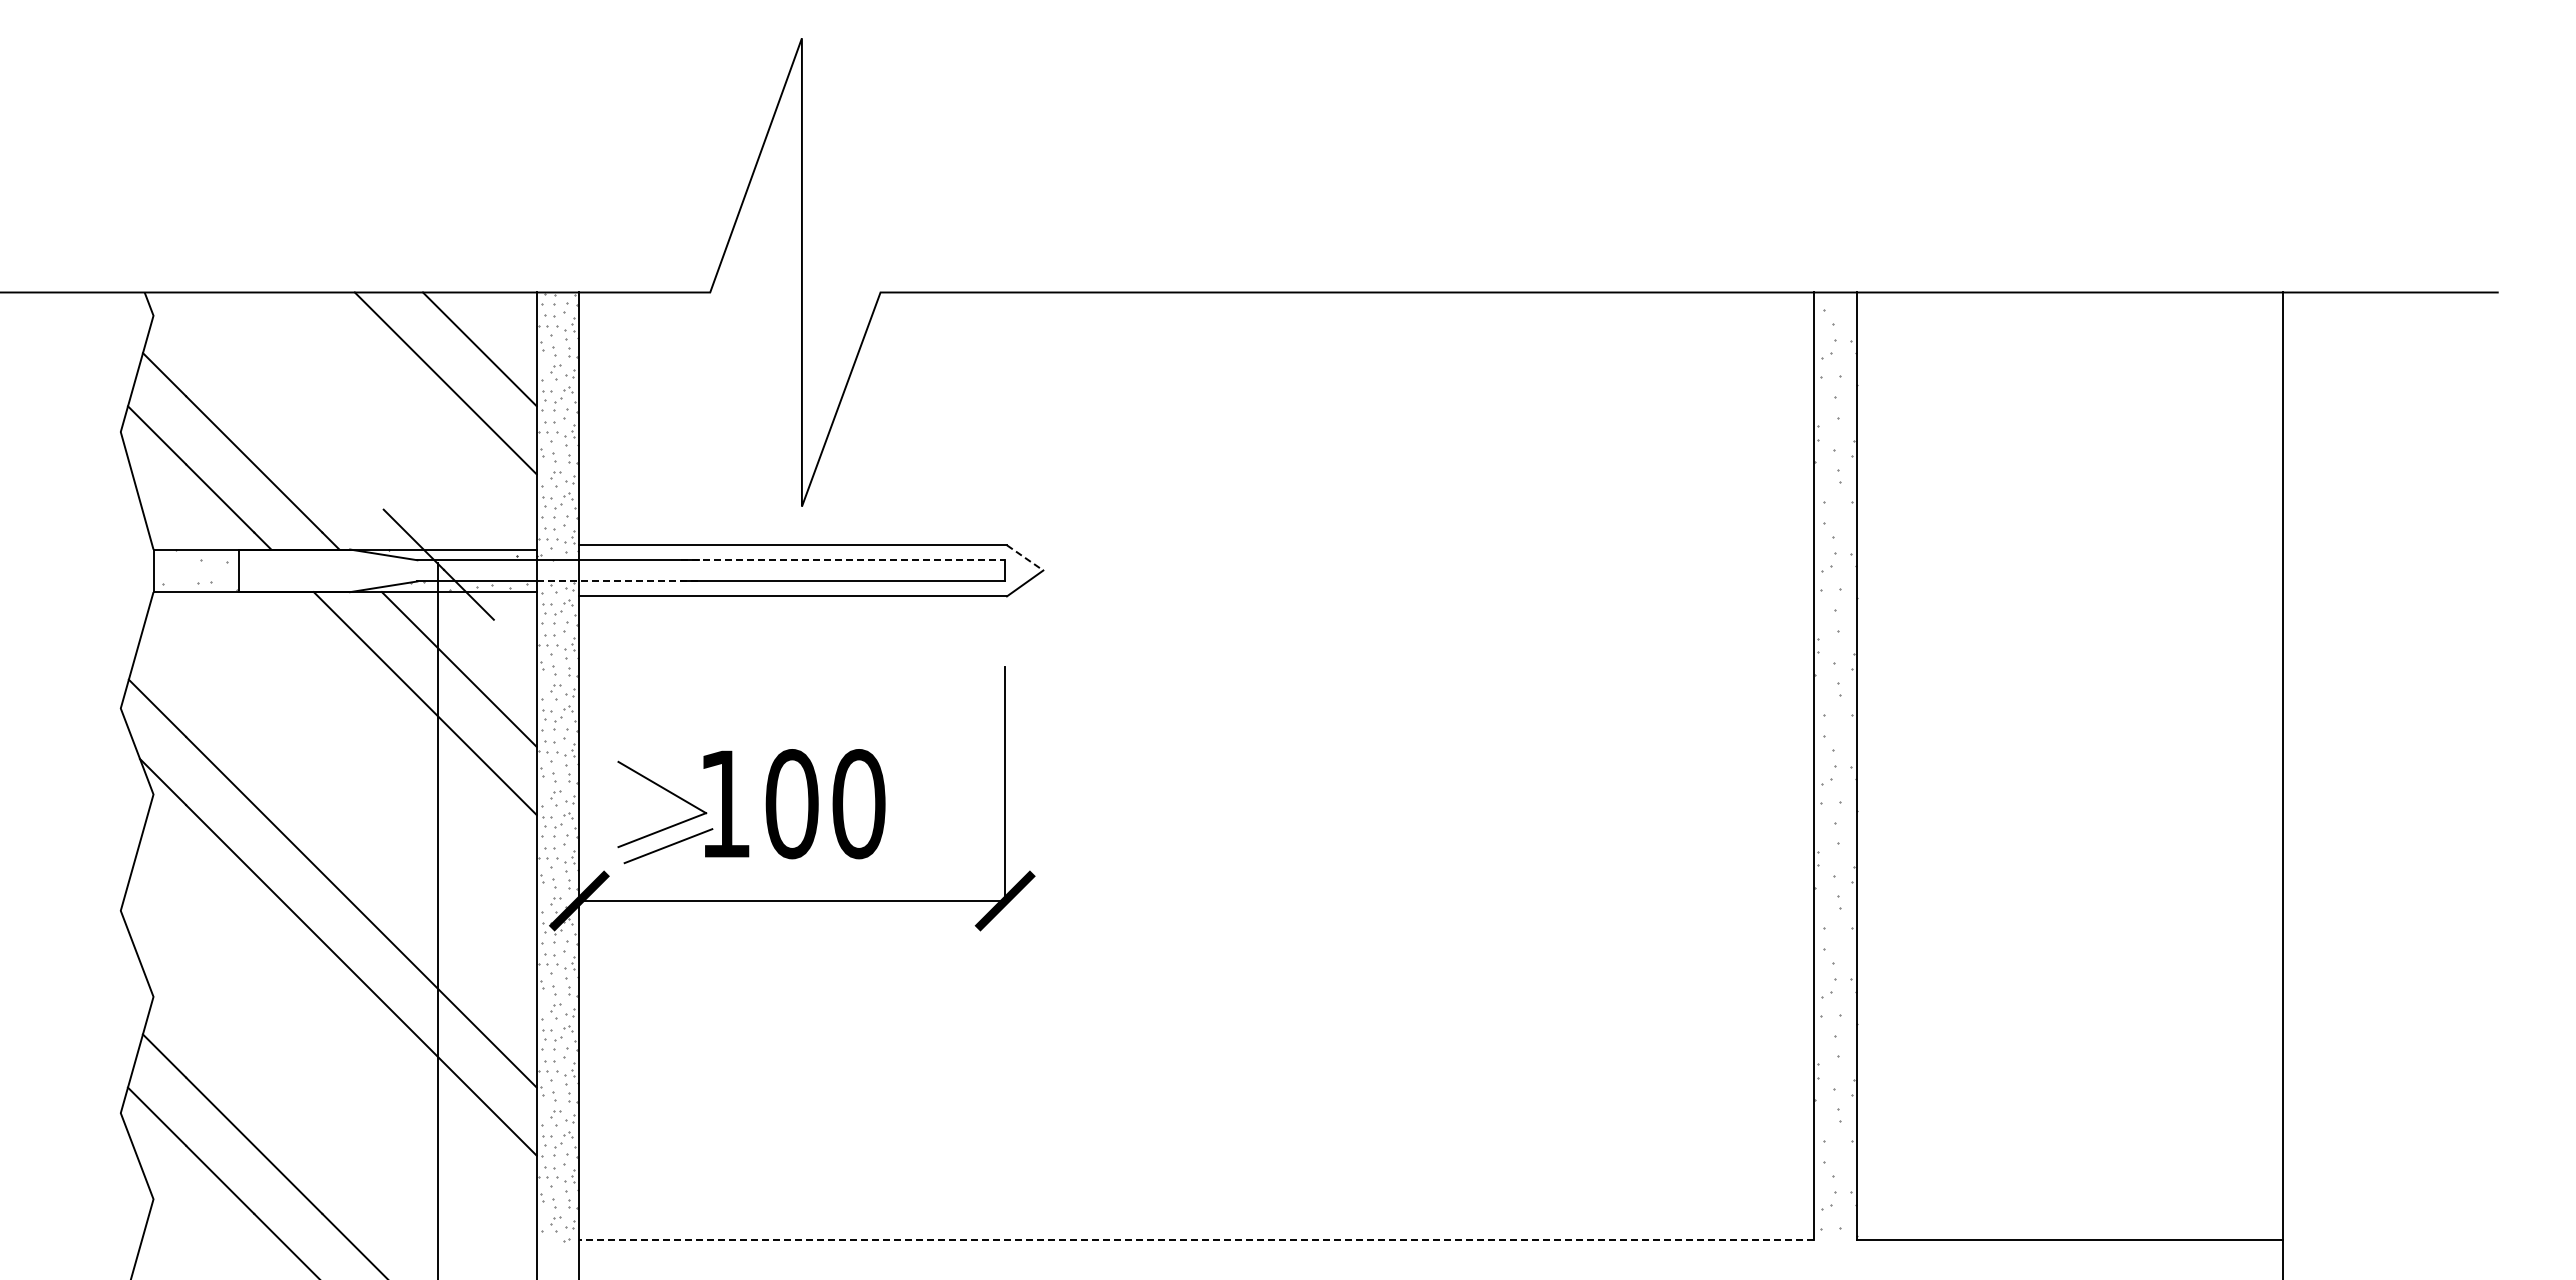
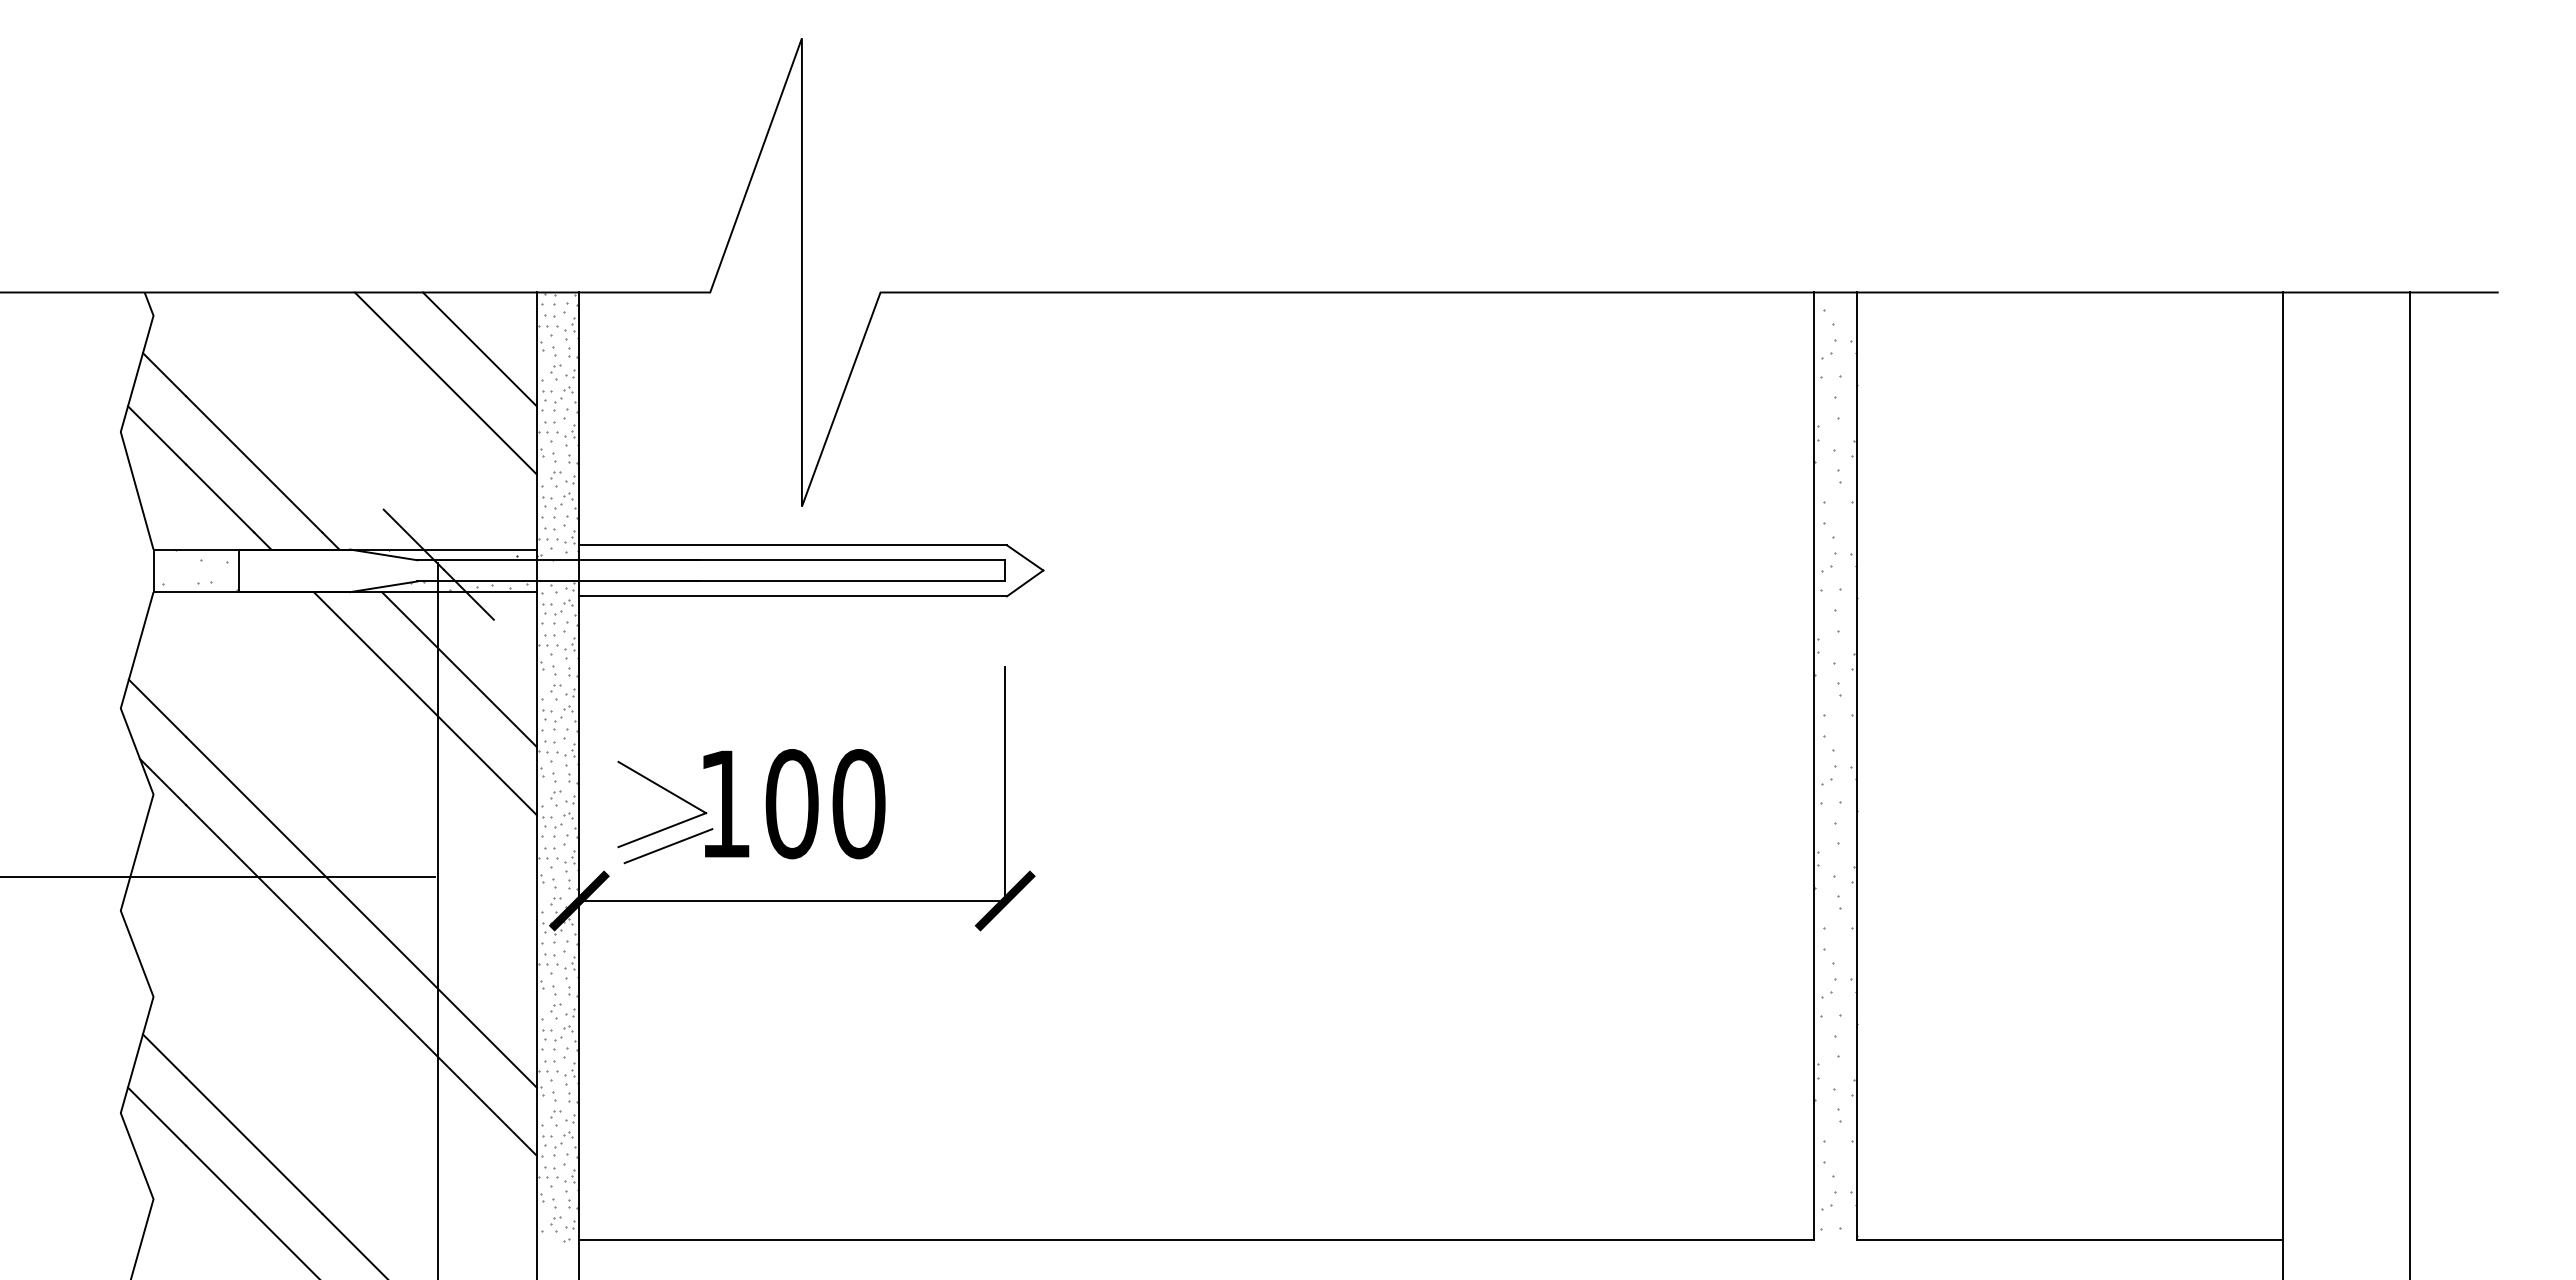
line: dashed -> solid (1025, 558)
line: dashed -> solid (843, 560)
line: dashed -> solid (617, 581)
line: none -> present (2410, 784)
line: none -> present (218, 877)
line: dashed -> solid (1196, 1240)
